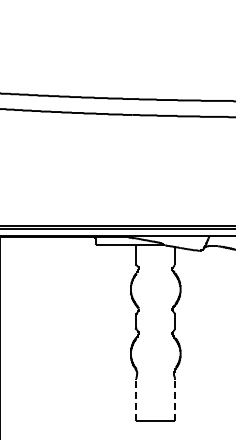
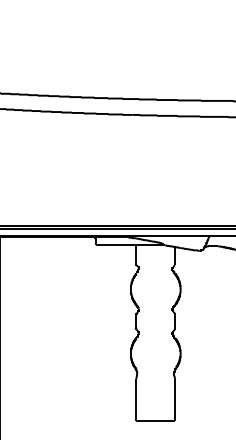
line: dashed -> solid (135, 400)
line: dashed -> solid (175, 400)
